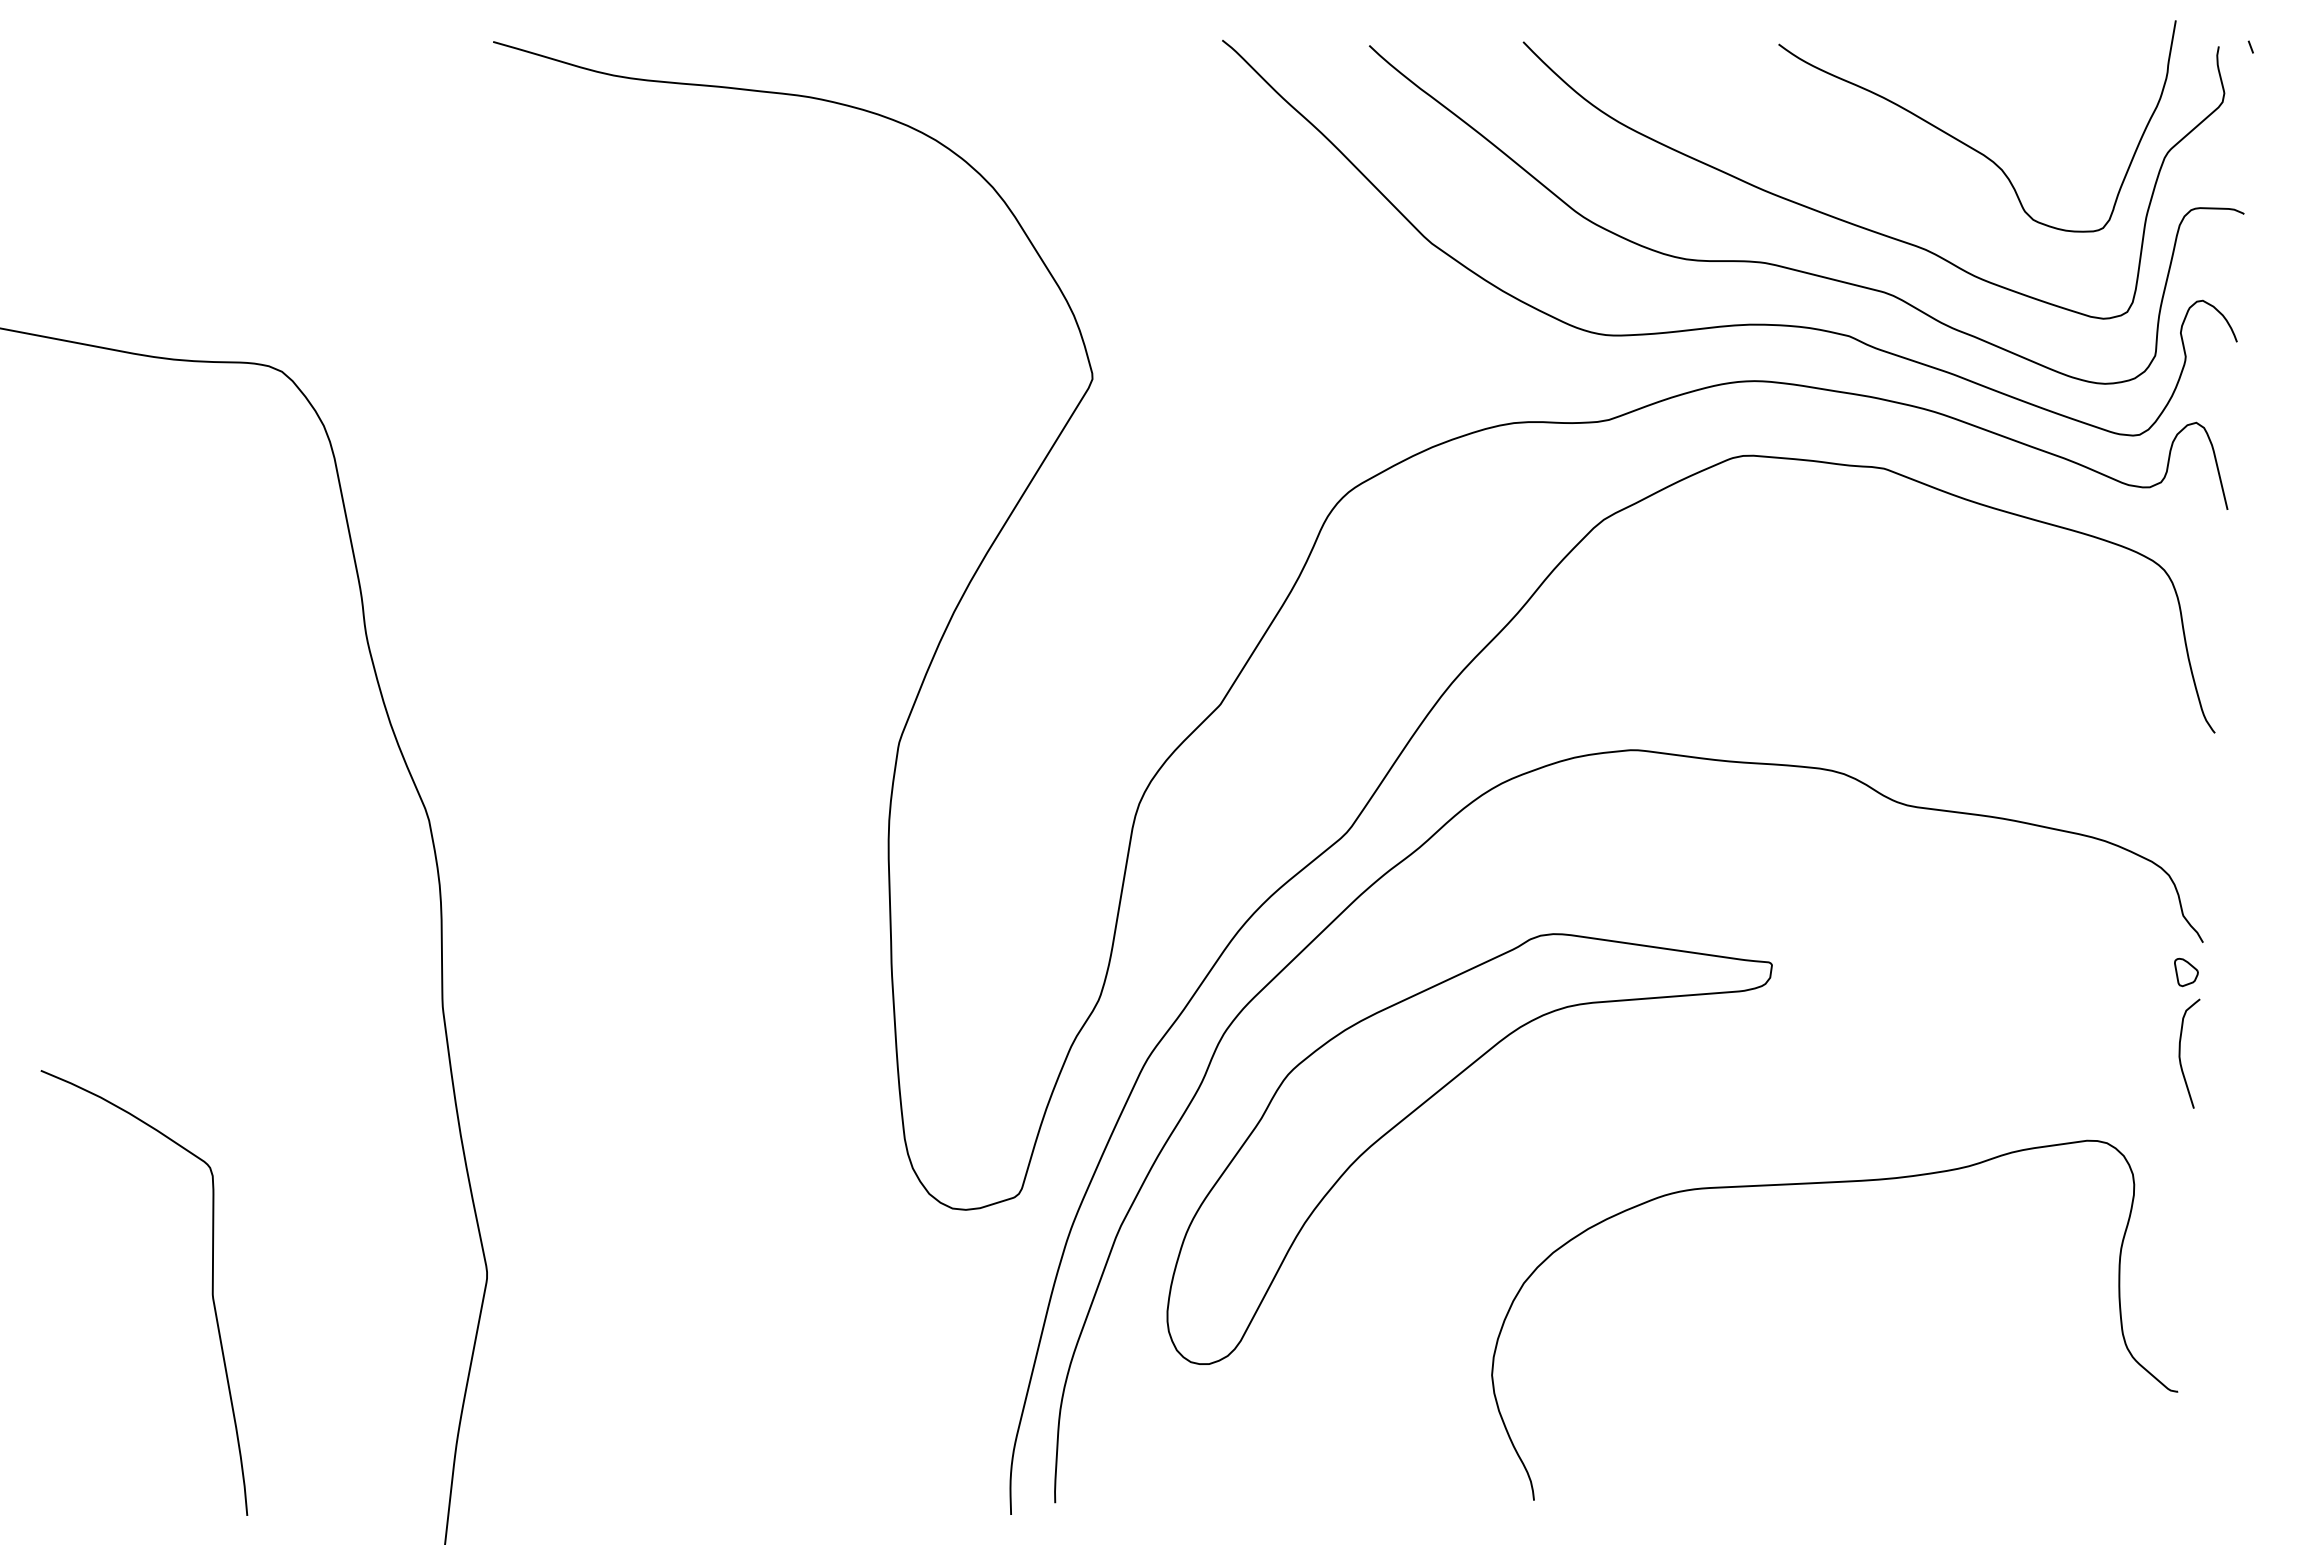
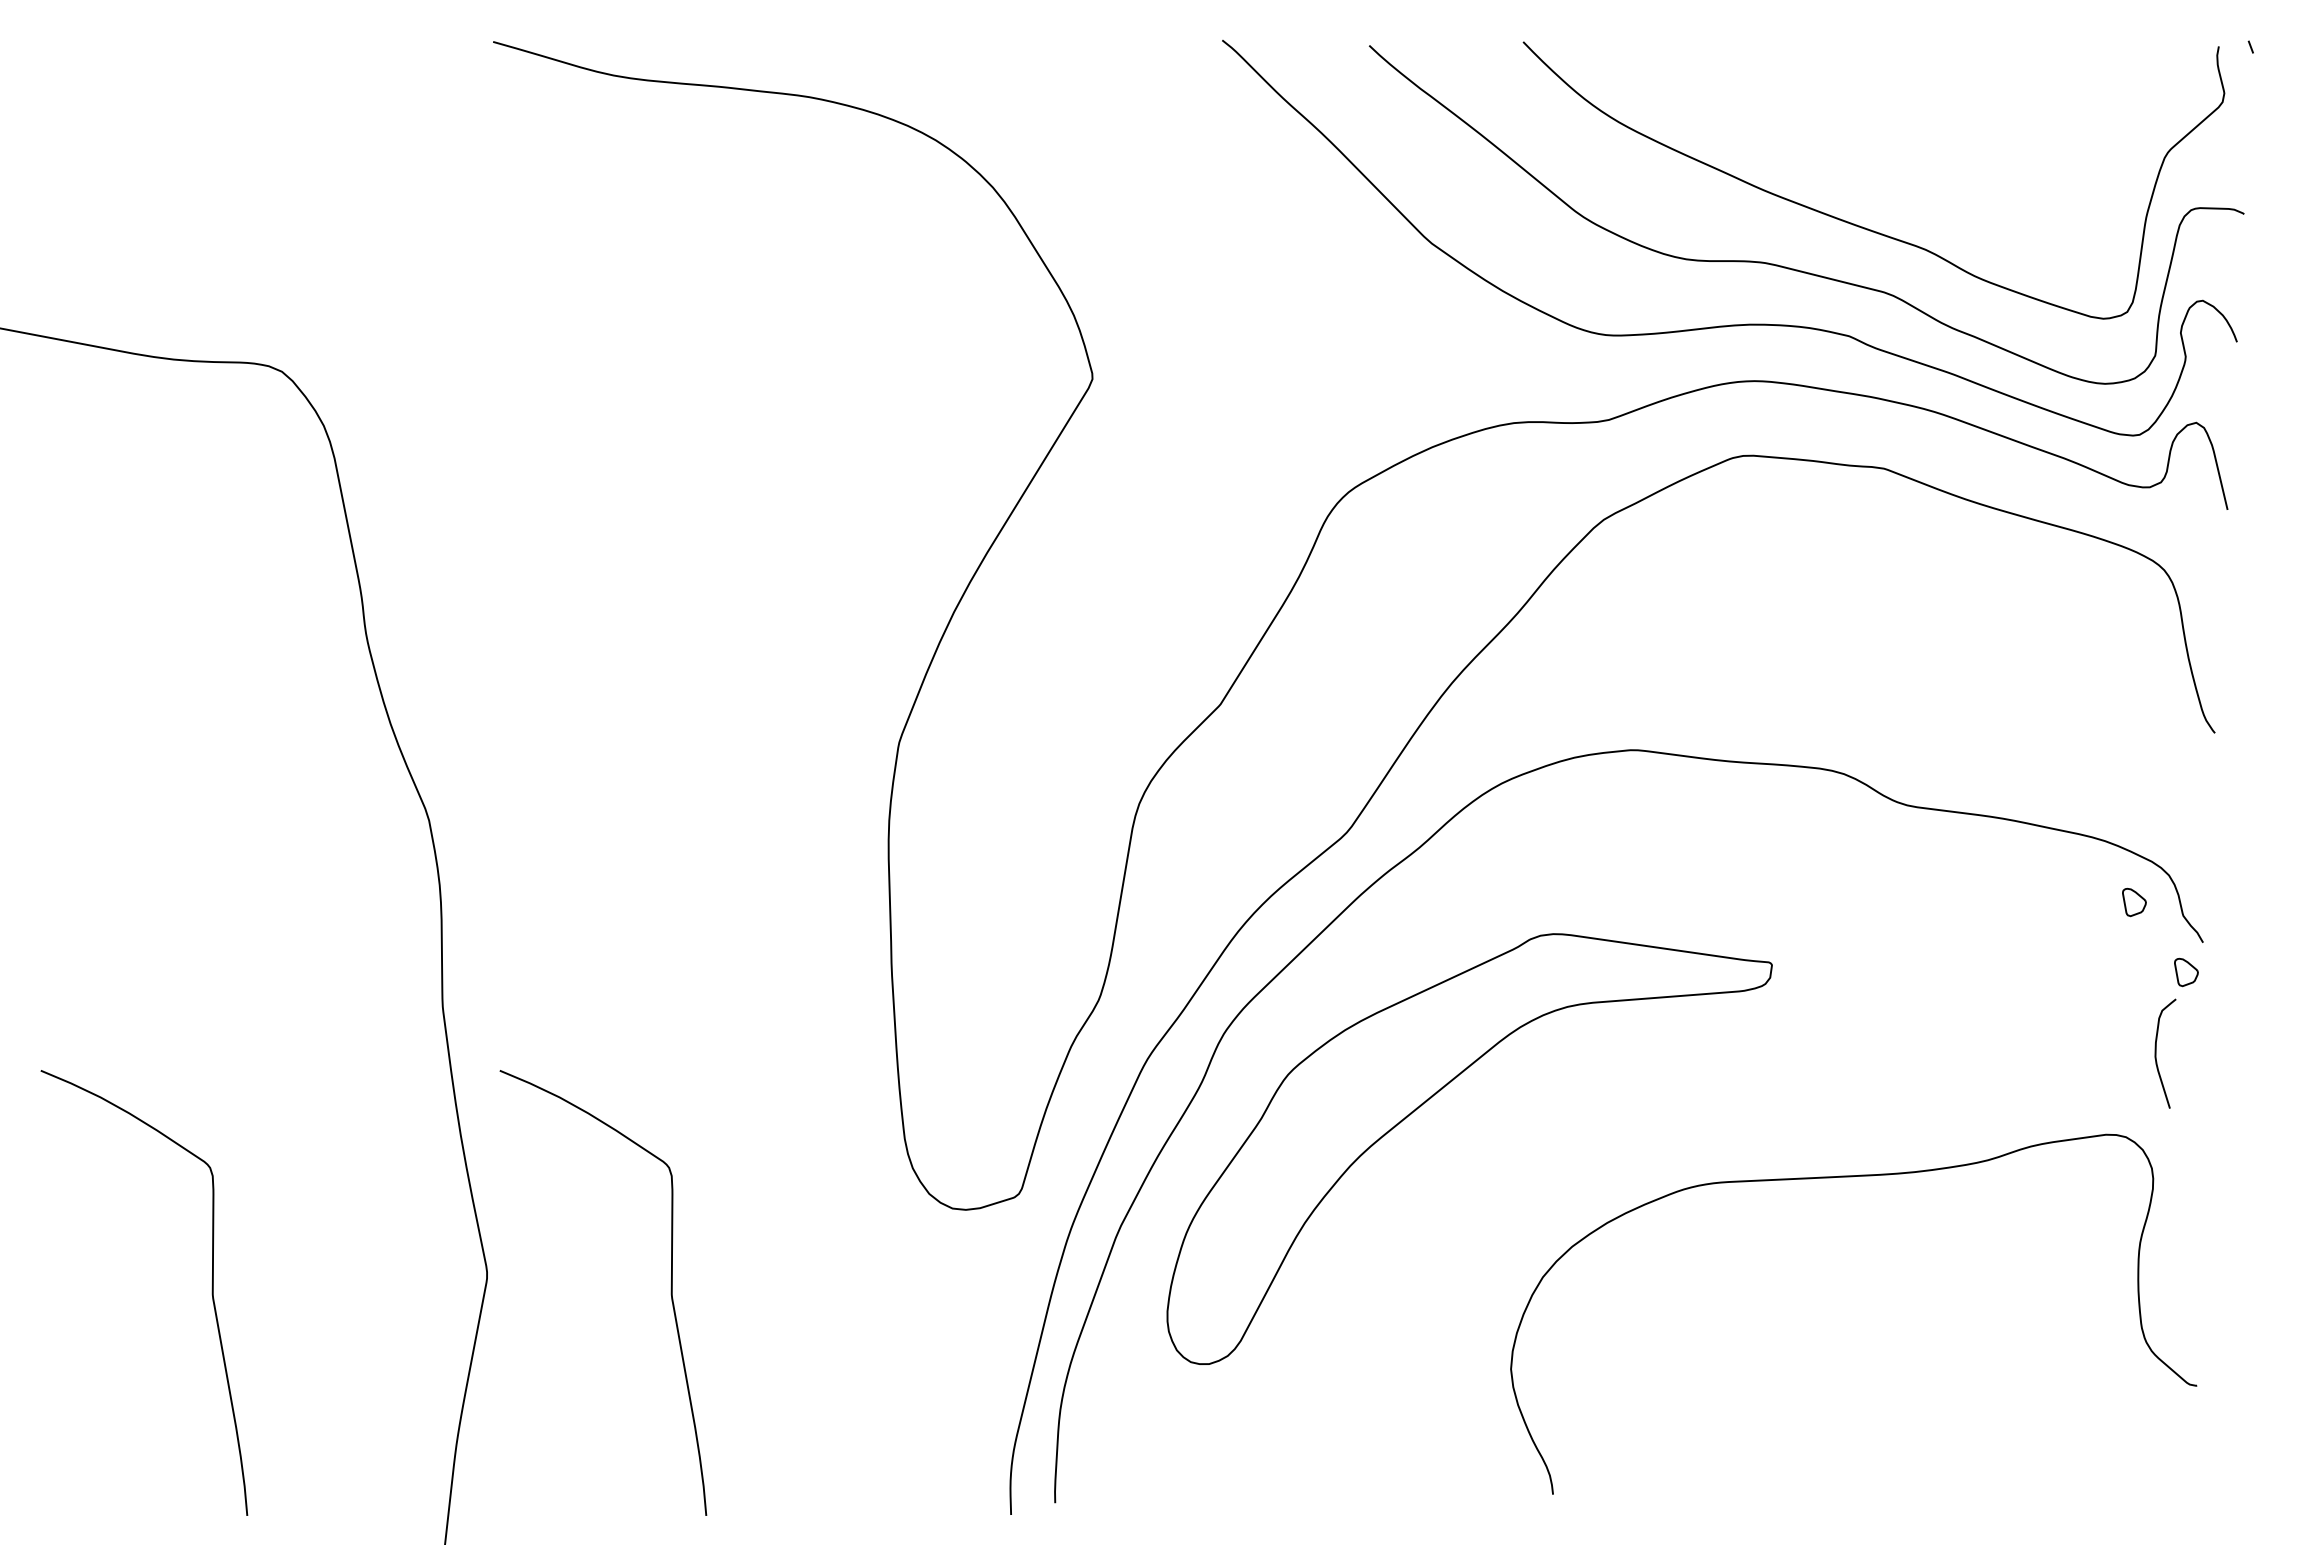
curve: present -> none (1967, 144)
part: none -> present (2134, 902)
curve position: (2180, 1053) -> (2156, 1053) (2156, 1053)
curve position: (1833, 1183) -> (1852, 1177) (1852, 1177)
curve: none -> present (670, 1292)
